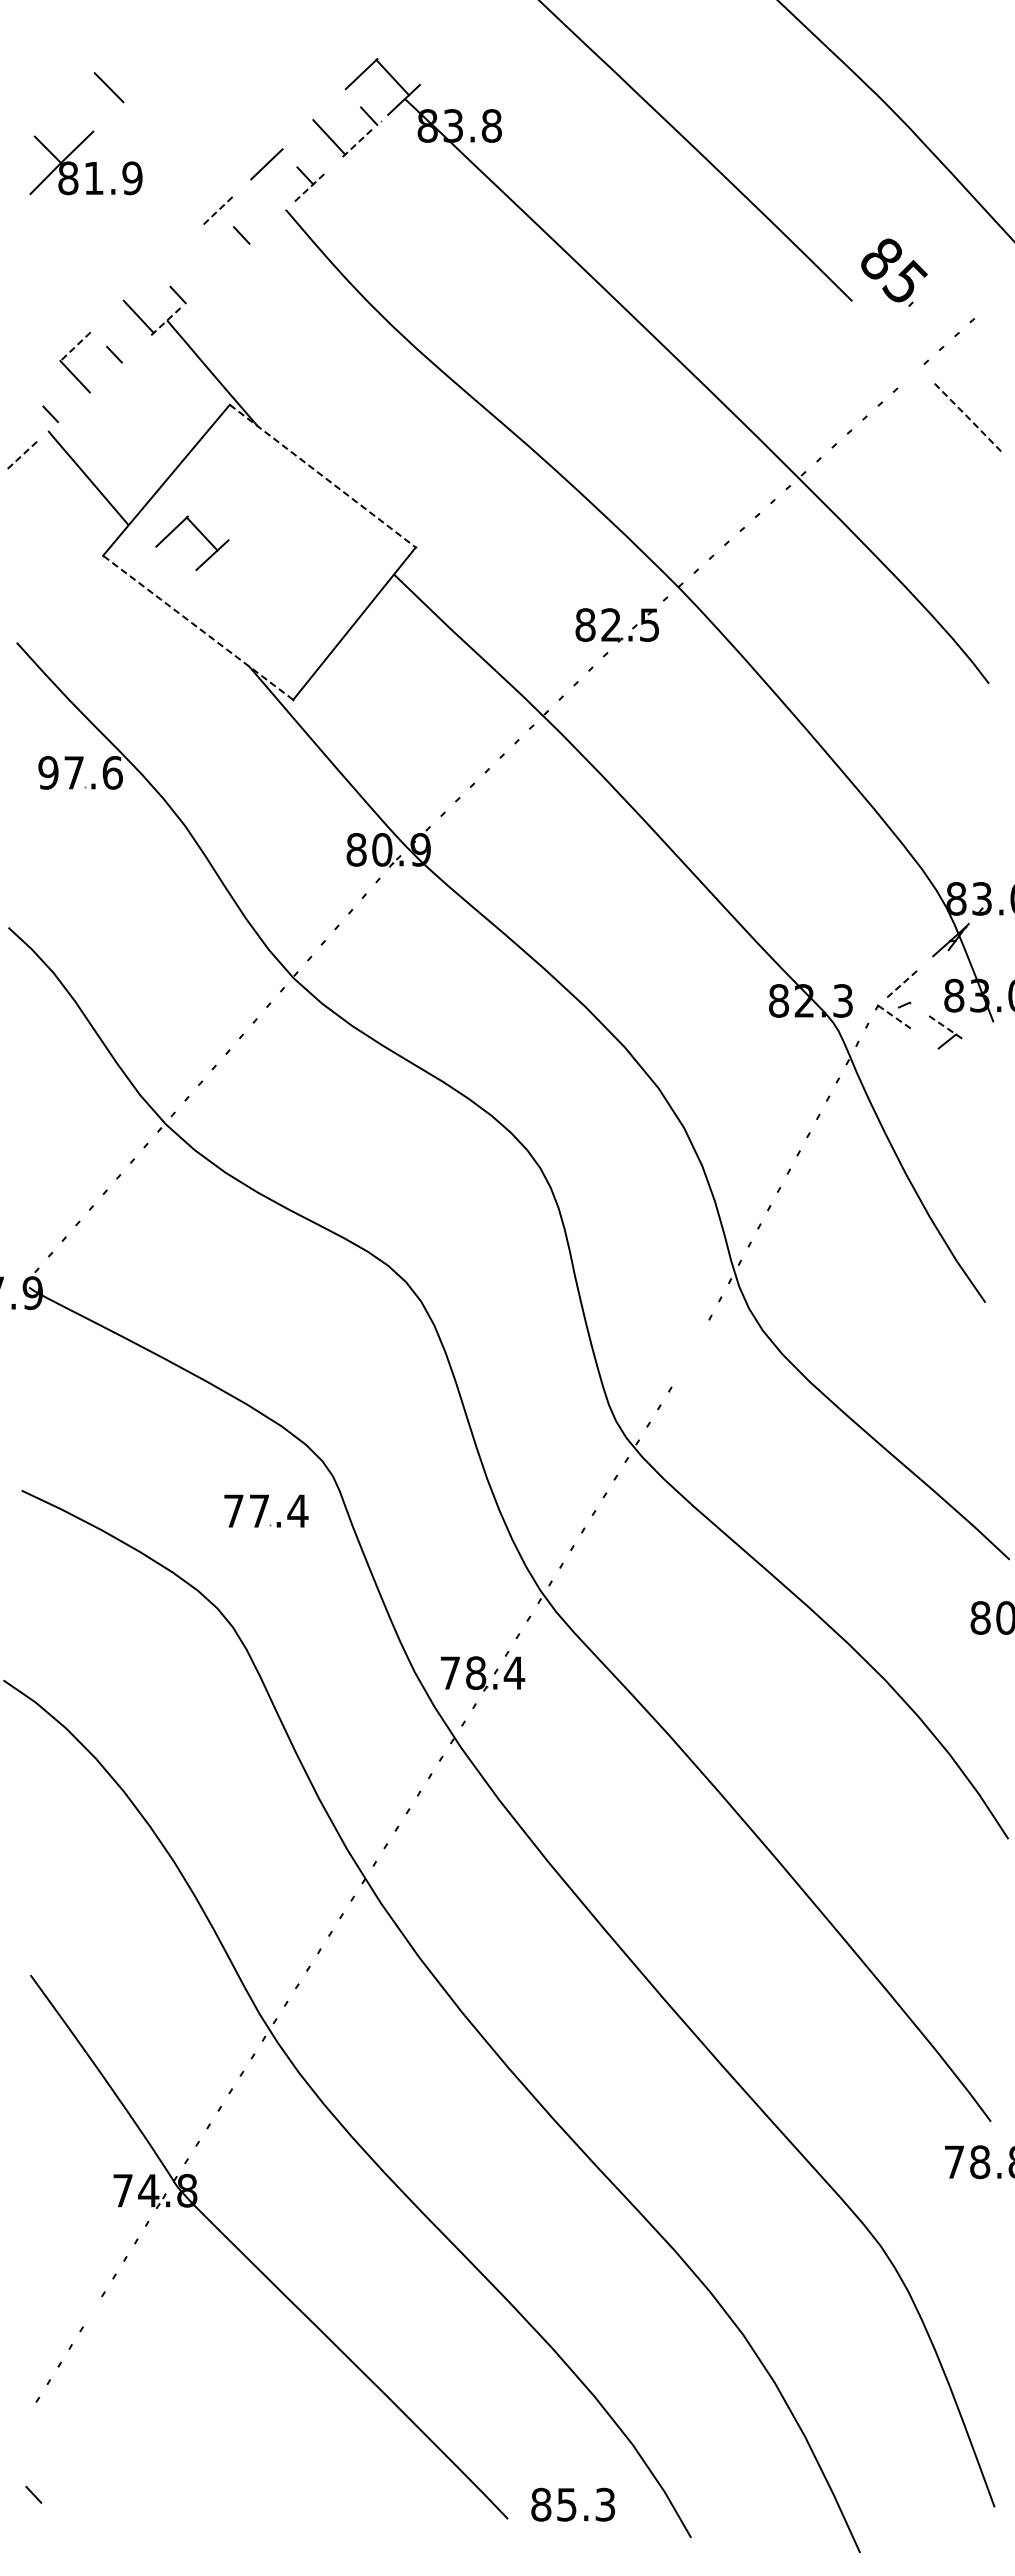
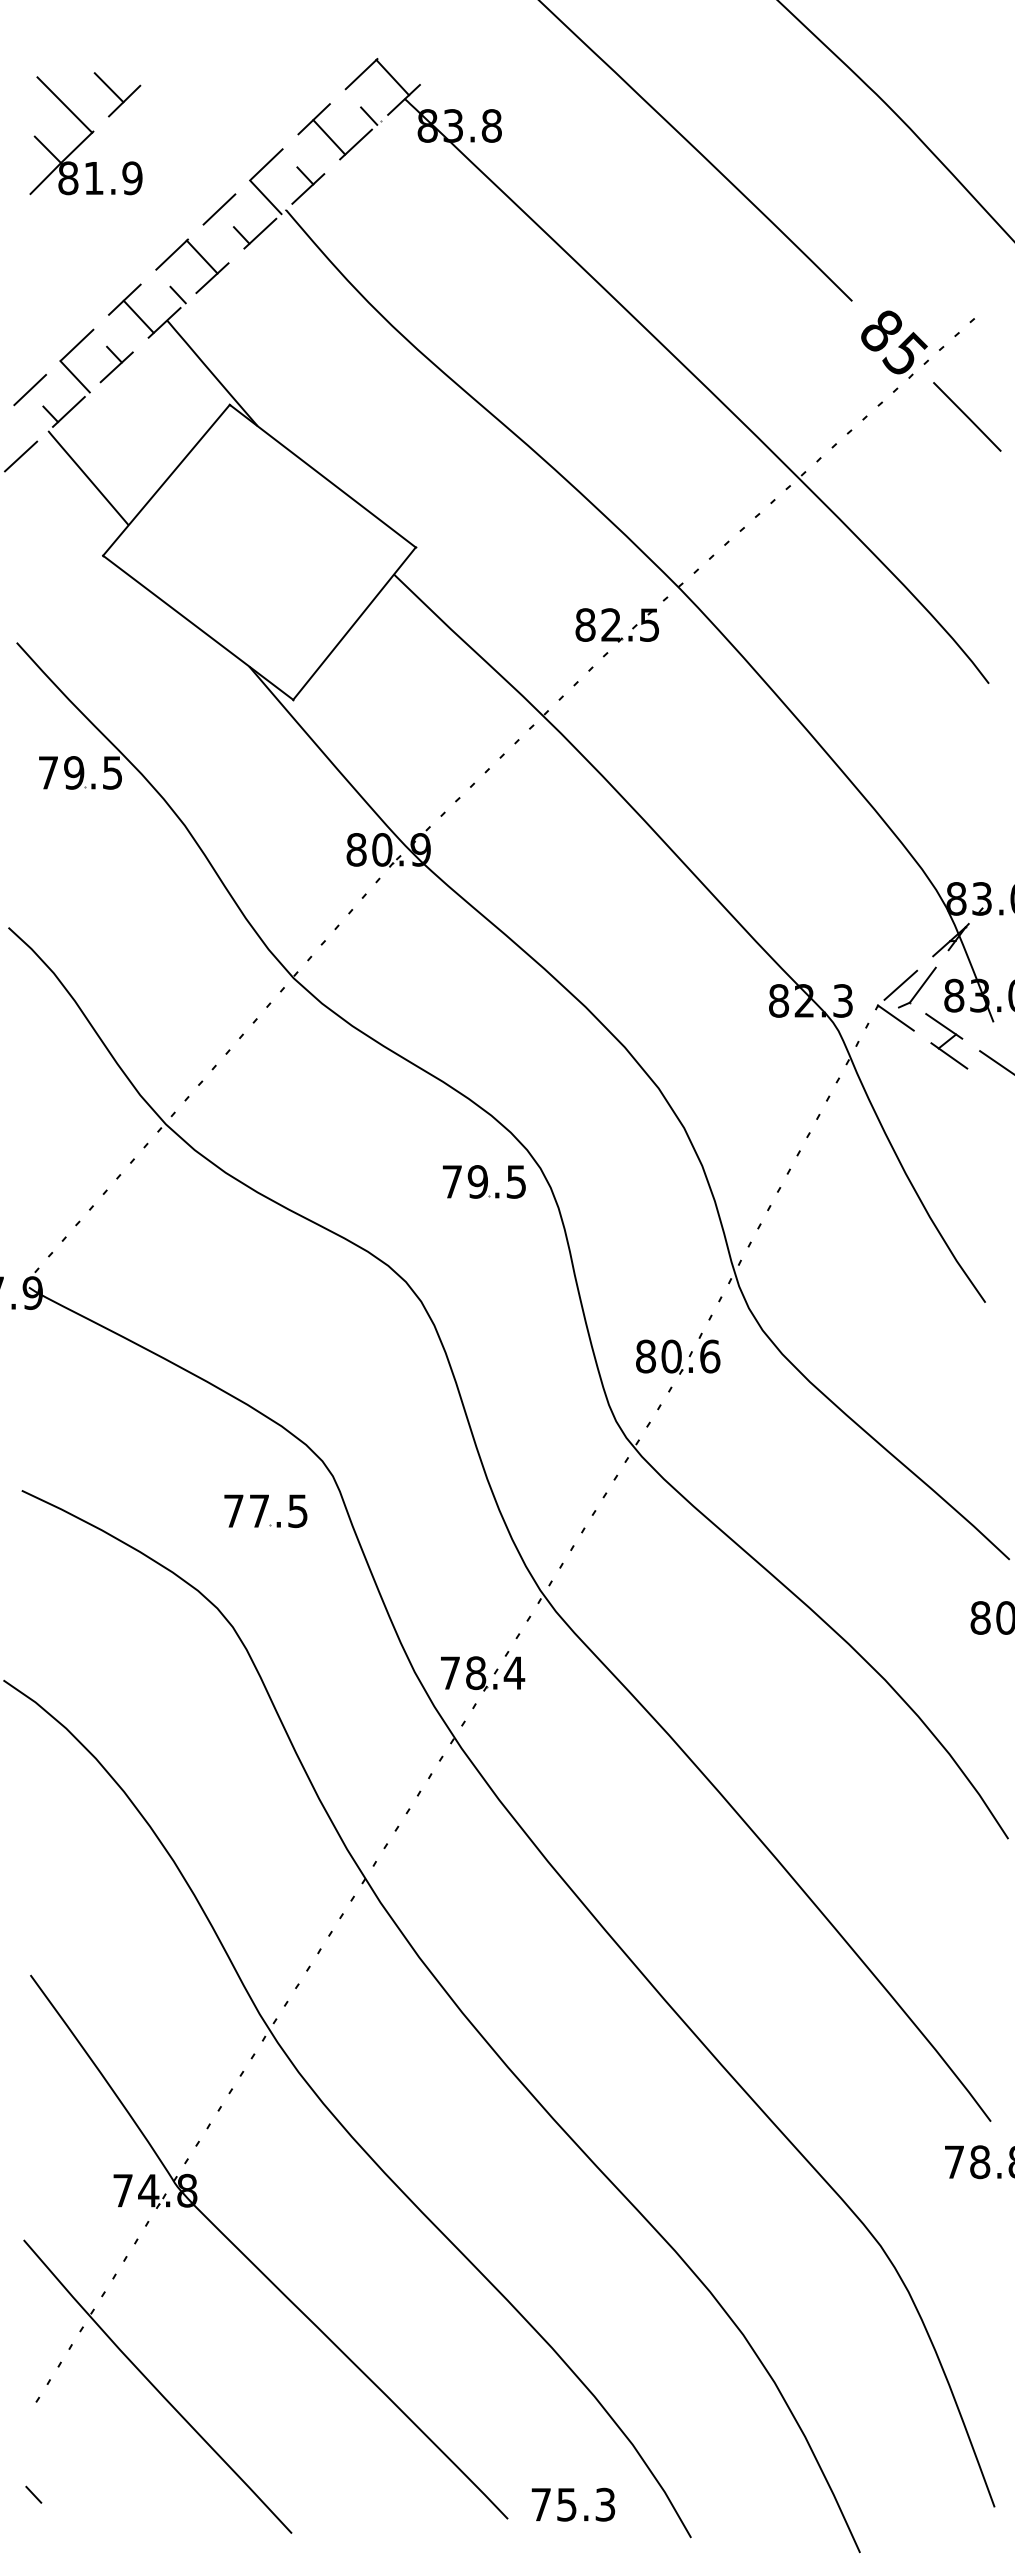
line: none -> present (124, 100)
line: none -> present (64, 104)
line: none -> present (313, 119)
line: dashed -> solid (356, 144)
line: dashed -> solid (308, 189)
line: none -> present (265, 197)
line: dashed -> solid (219, 209)
line: none -> present (260, 233)
part position: (894, 272) -> (894, 344) (894, 344)
line: none -> present (124, 299)
line: dashed -> solid (164, 322)
line: dashed -> solid (77, 344)
line: none -> present (116, 367)
line: none -> present (29, 390)
line: none -> present (68, 411)
line: dashed -> solid (967, 416)
line: dashed -> solid (21, 456)
line: dashed -> solid (323, 476)
part position: (201, 534) -> (201, 257) (201, 257)
line: dashed -> solid (197, 627)
text: 97.6 -> 79.5 (80, 772)
line: none -> present (922, 984)
line: dashed -> solid (900, 985)
line: dashed -> solid (895, 1018)
line: dashed -> solid (944, 1026)
line: none -> present (949, 1055)
line: none -> present (995, 1061)
part: none -> present (484, 1181)
part: none -> present (678, 1353)
text: 77.4 -> 77.5 (297, 1511)
part: none -> present (157, 2386)
text: 85.3 -> 75.3 (541, 2504)
